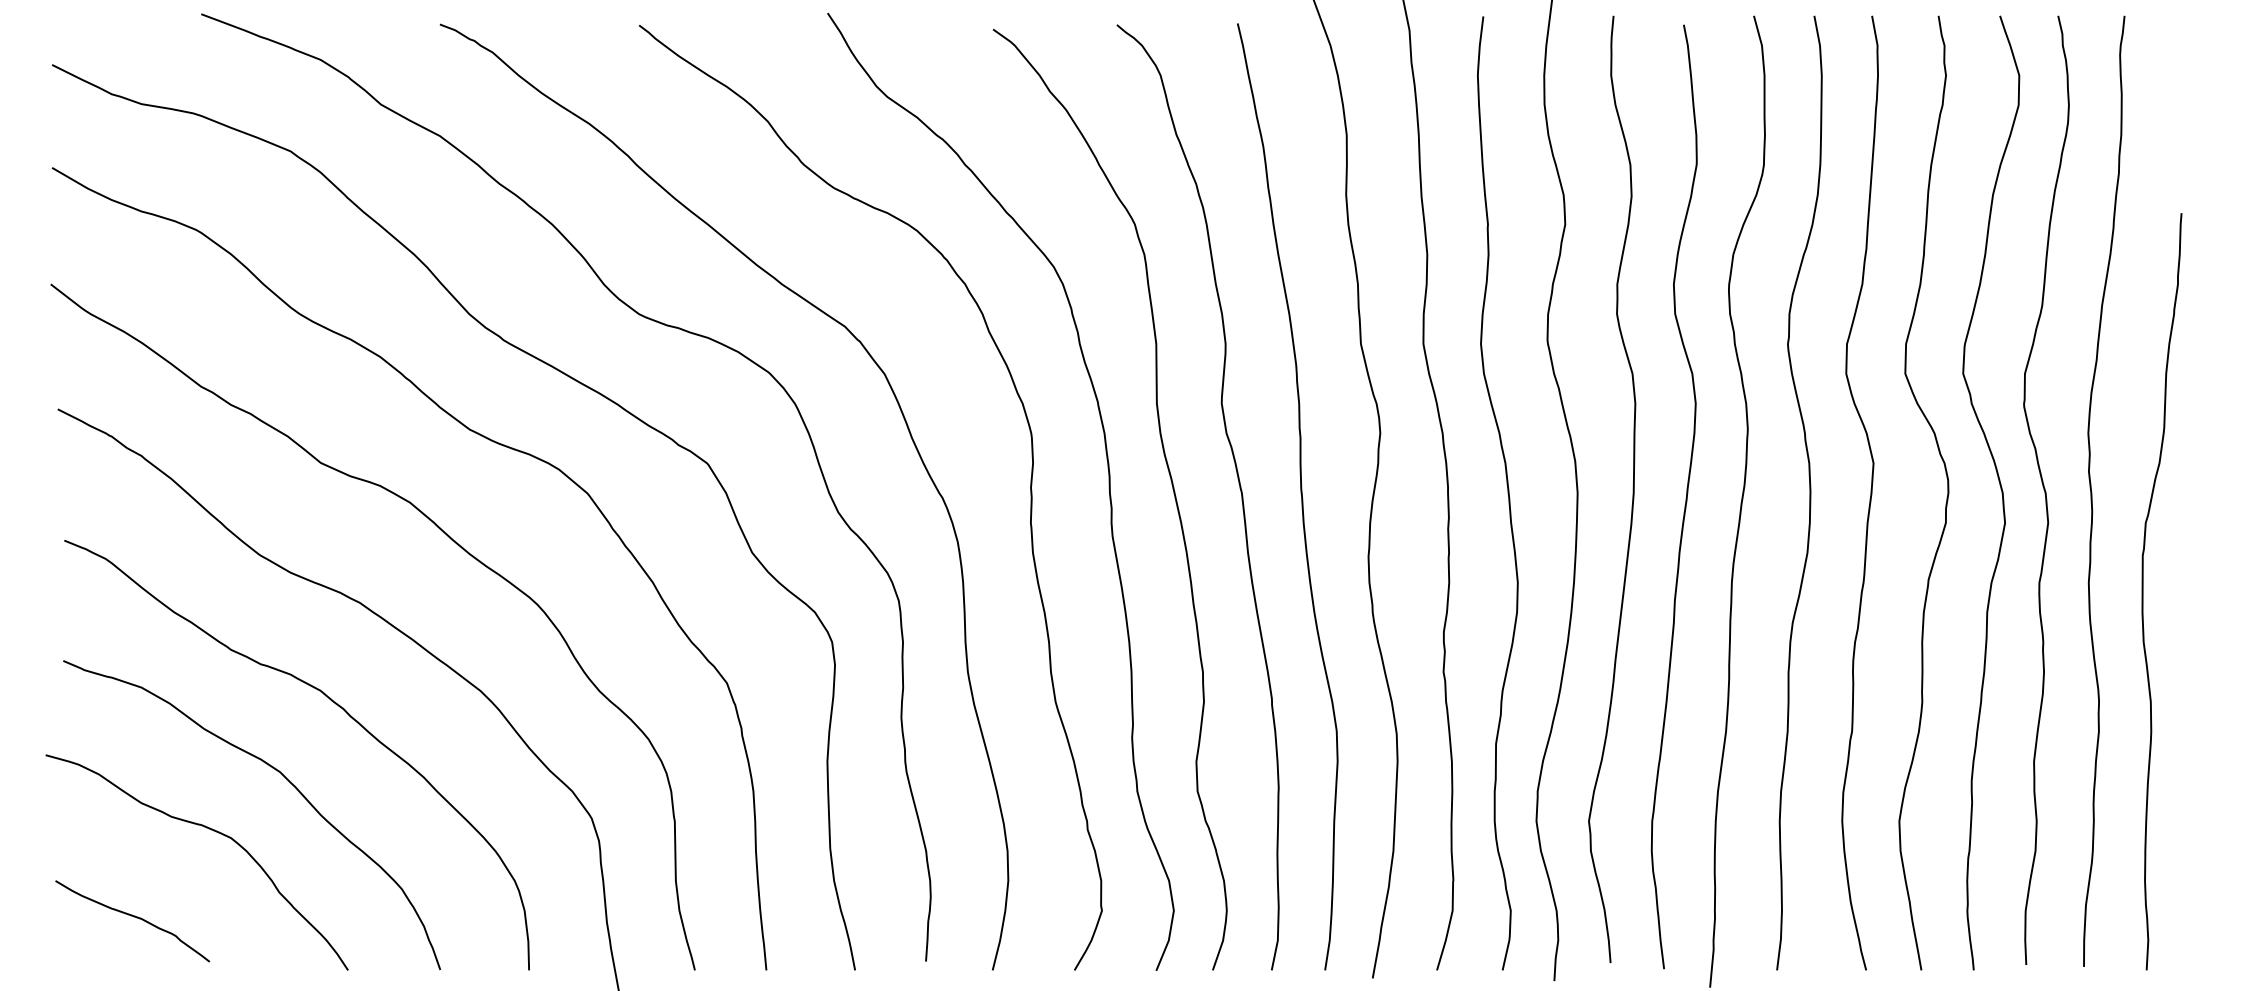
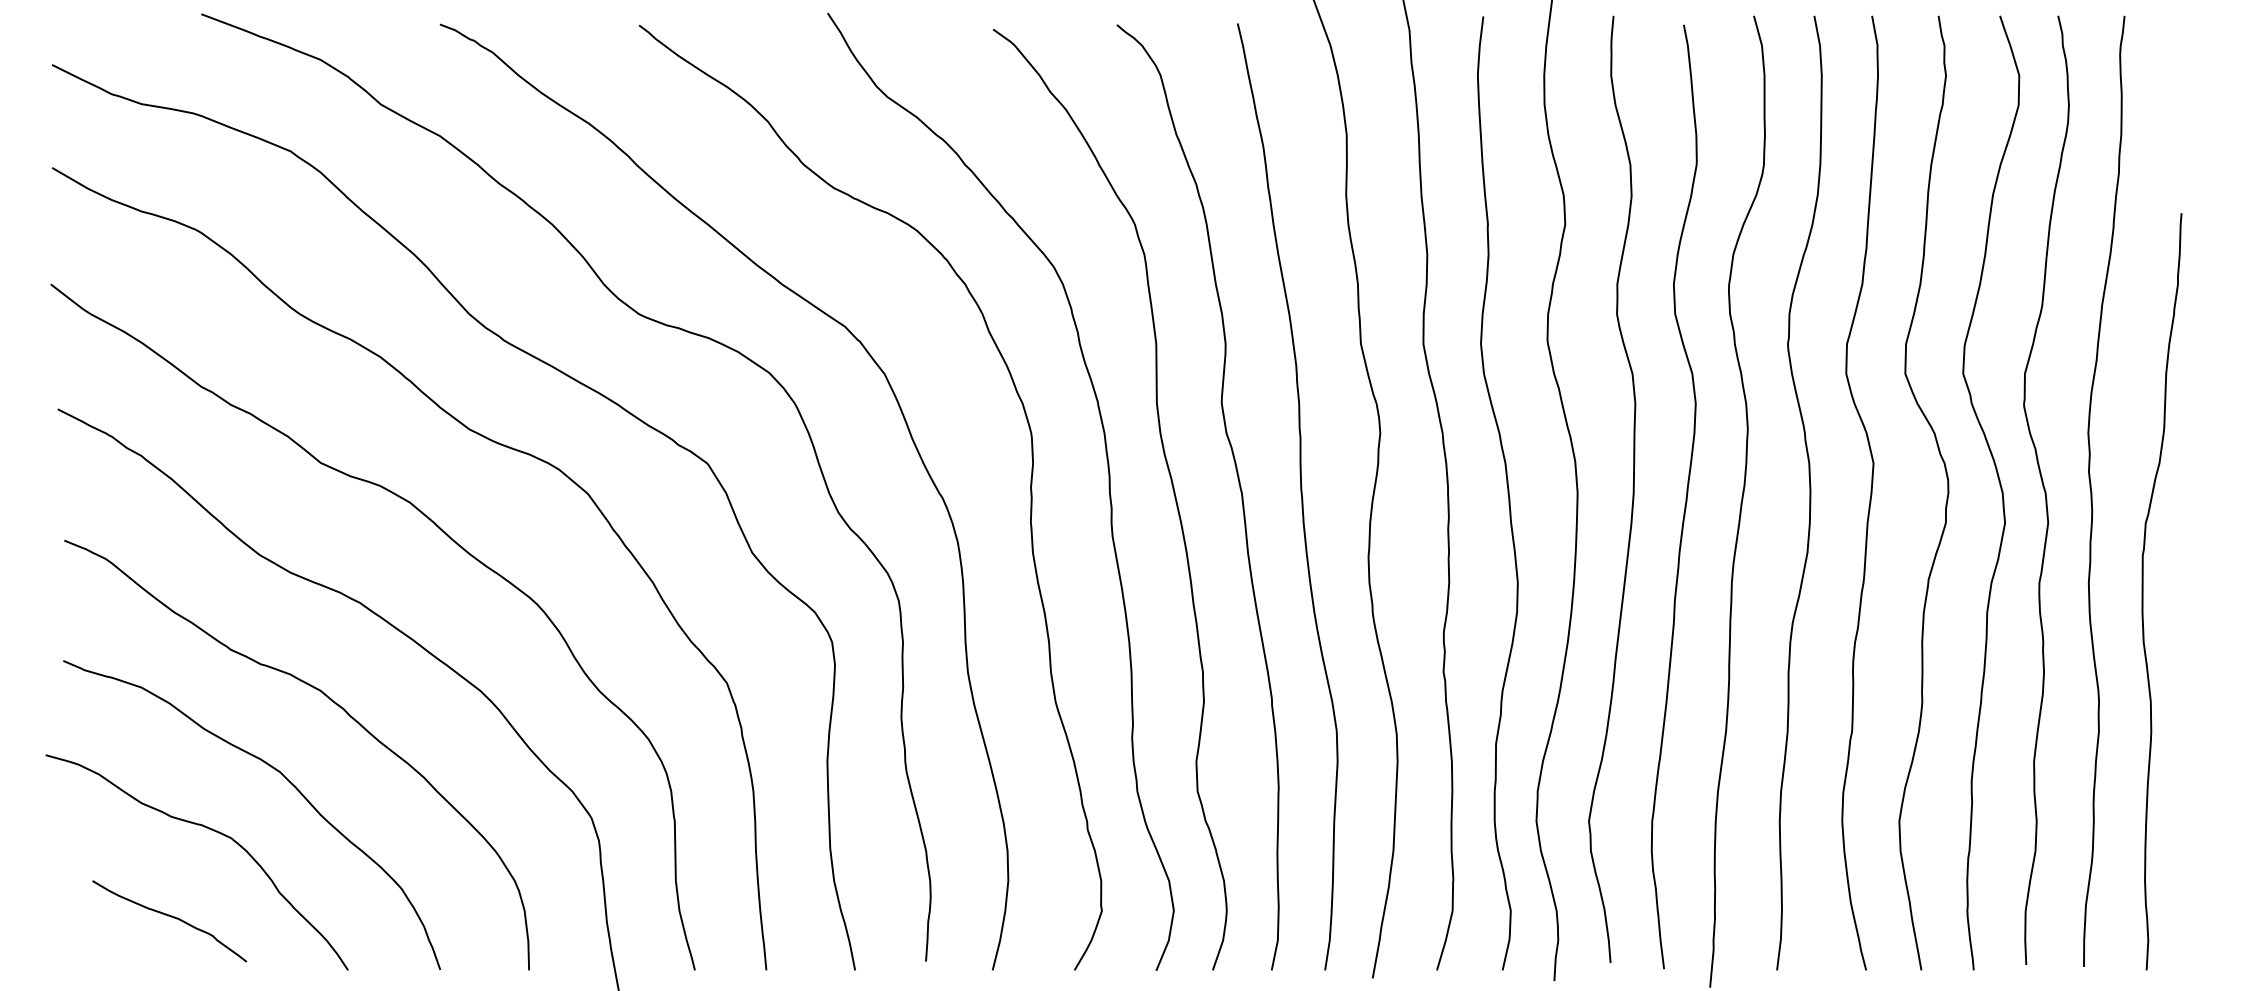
curve position: (133, 917) -> (170, 917) (170, 917)
